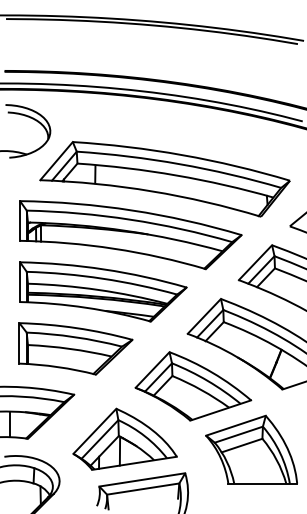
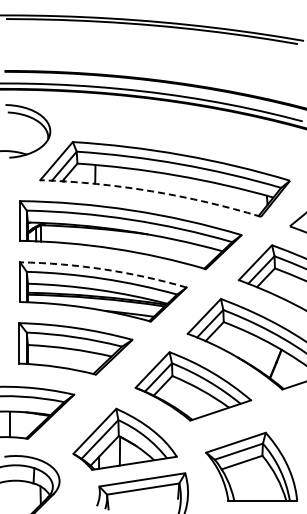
arc: solid -> dashed (151, 191)
arc: solid -> dashed (104, 269)
part position: (251, 449) -> (251, 466) (251, 466)
